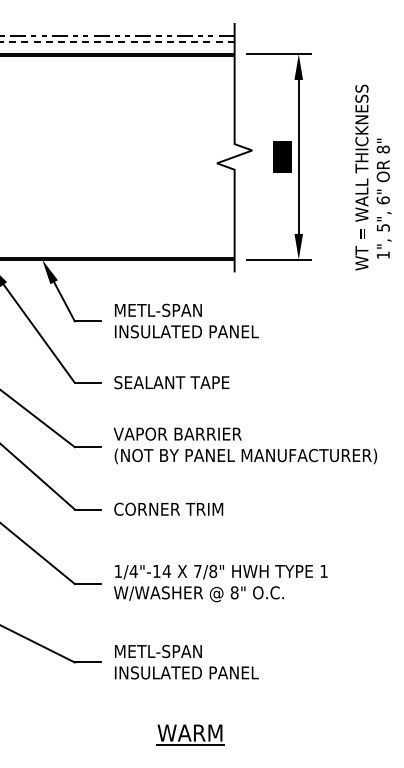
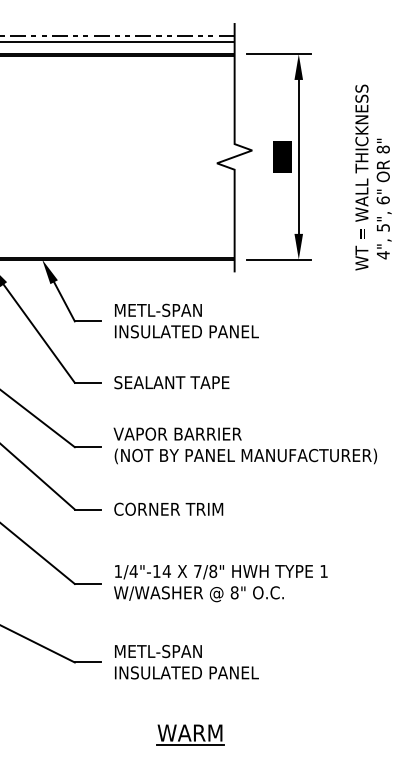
line: dashed -> solid (117, 42)
text: 1", -> 4", (383, 255)
